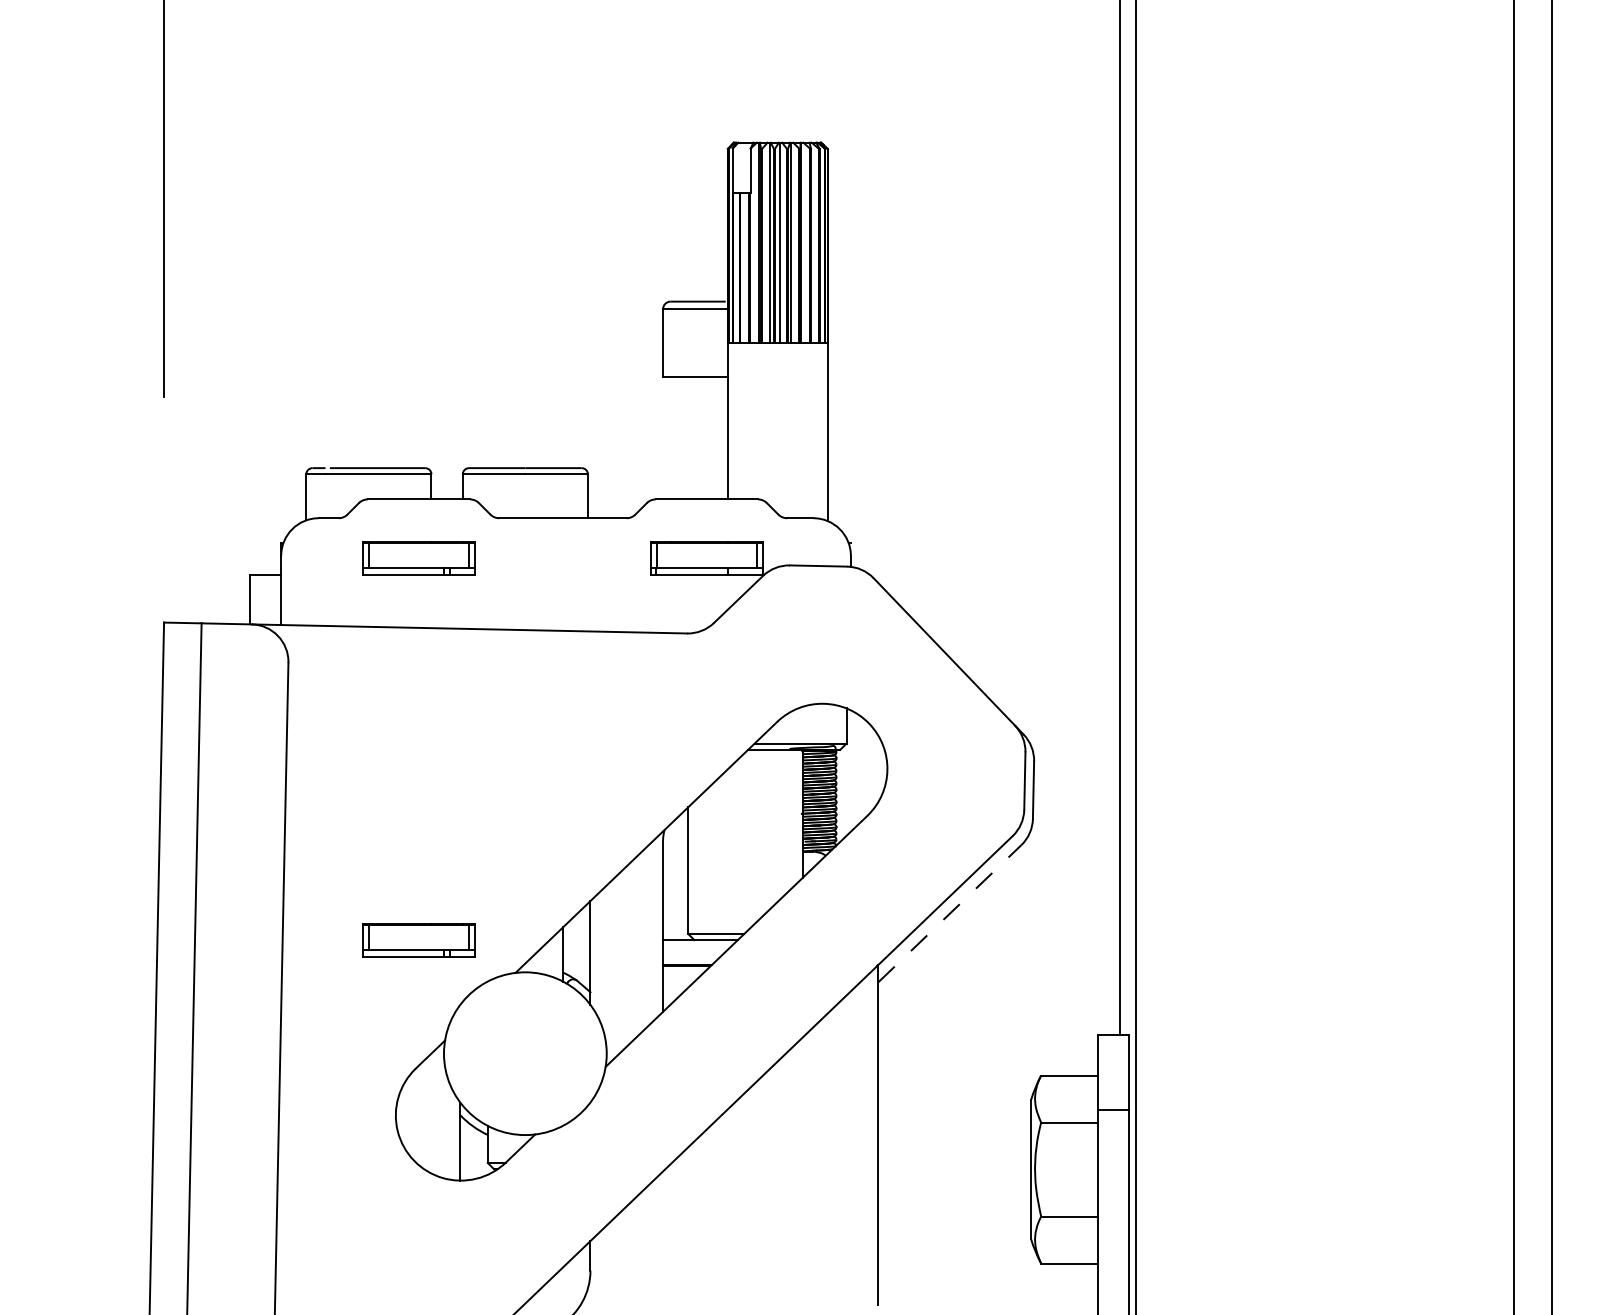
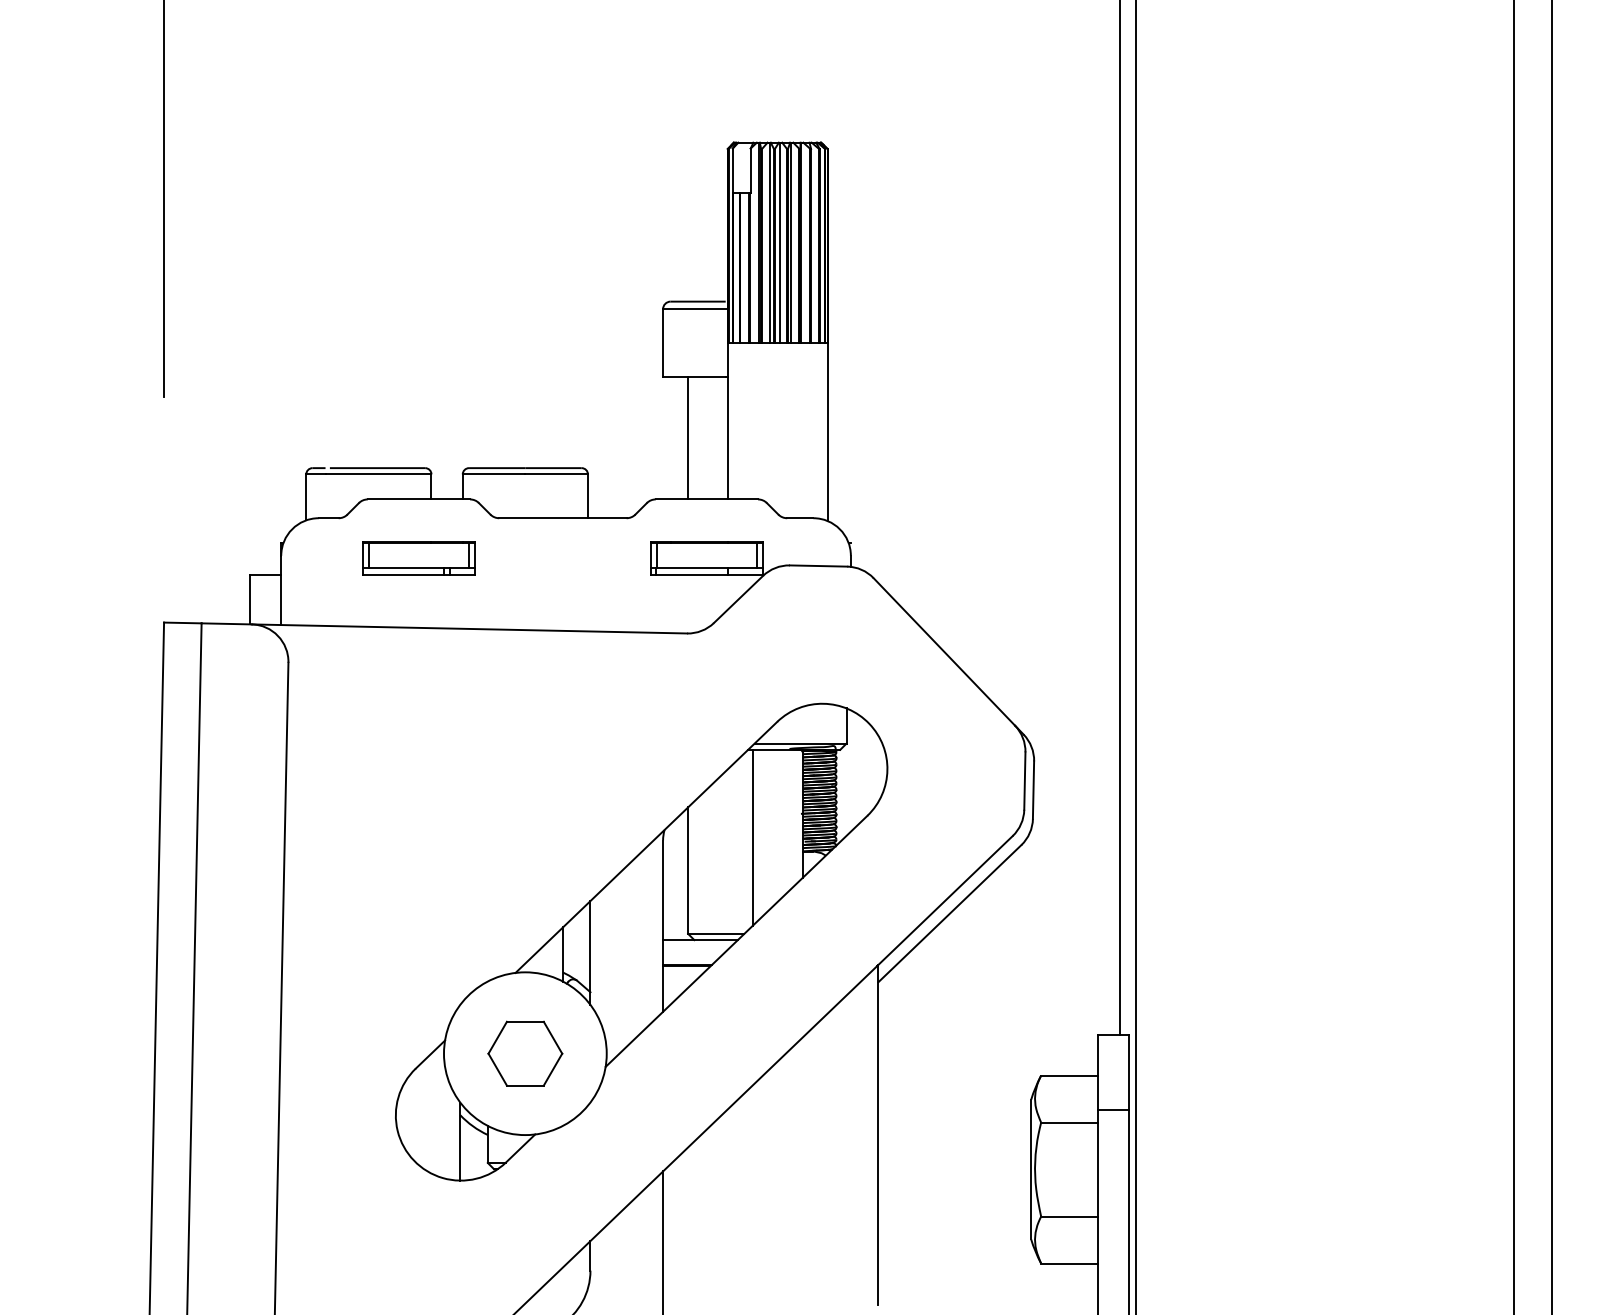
line: none -> present (688, 437)
line: none -> present (752, 837)
line: dashed -> solid (950, 913)
part: present -> none (418, 940)
part: none -> present (525, 1053)
line: none -> present (663, 1241)
